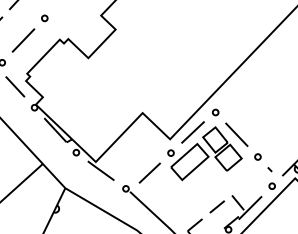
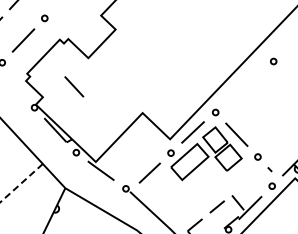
circle: none -> present (273, 61)
line position: (15, 86) -> (74, 86) (74, 86)
line: solid -> dashed (21, 183)
